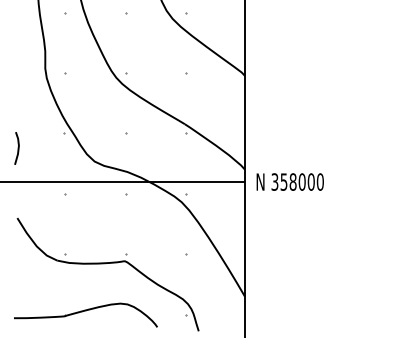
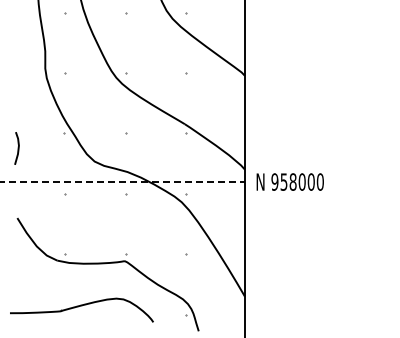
text: 358000 -> 958000 (274, 181)
line: solid -> dashed (122, 182)
part position: (85, 314) -> (81, 309) (81, 309)
